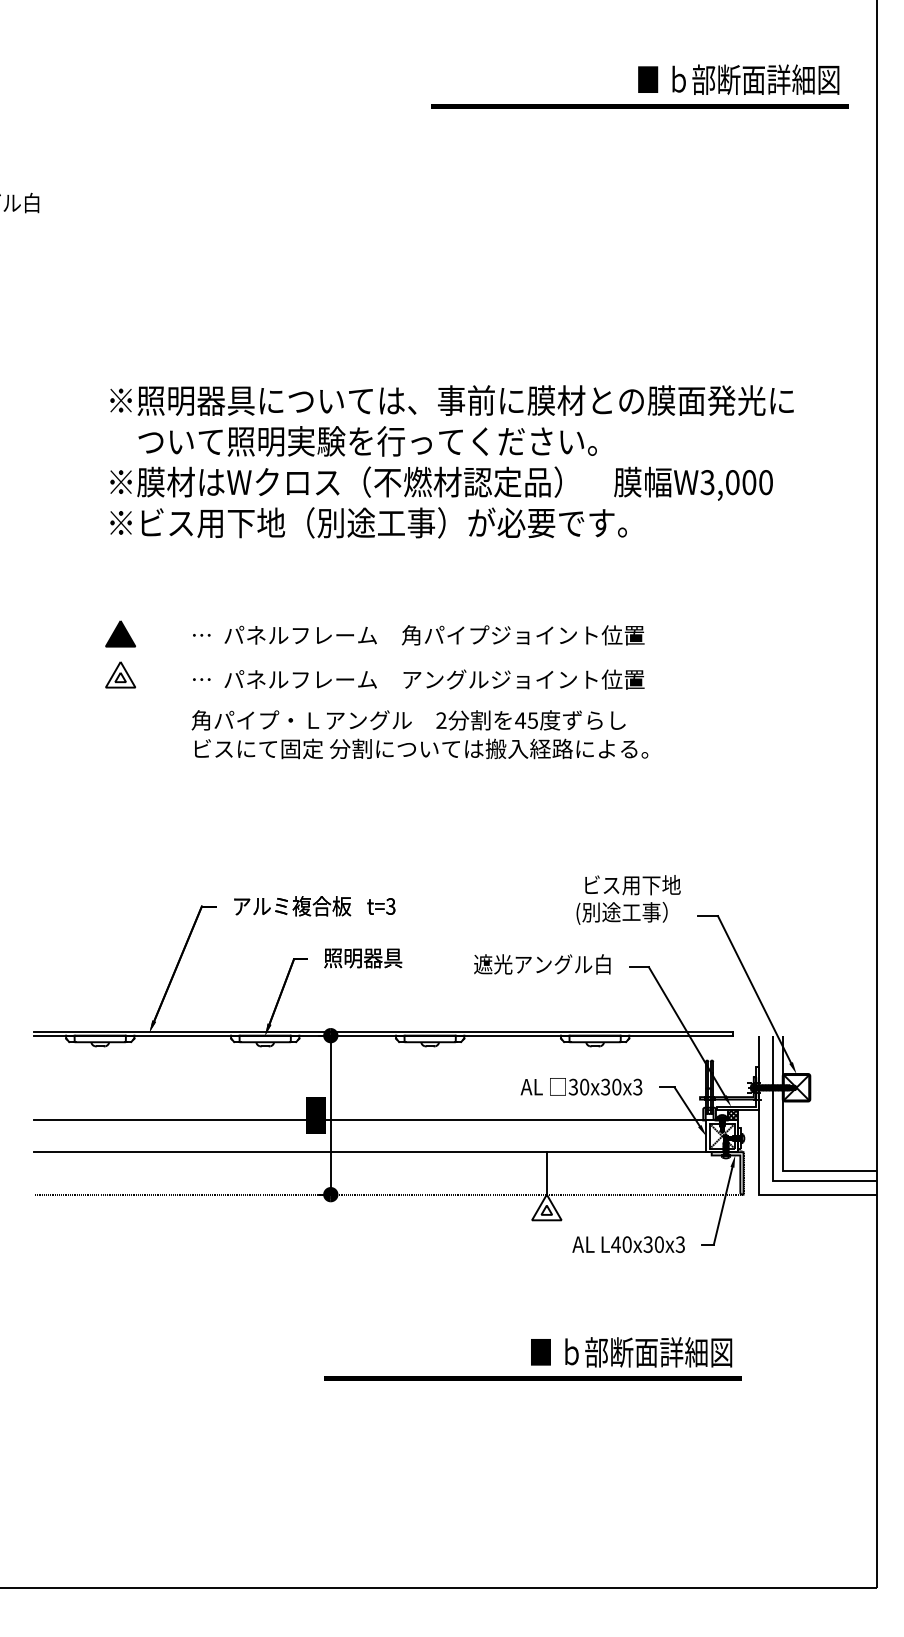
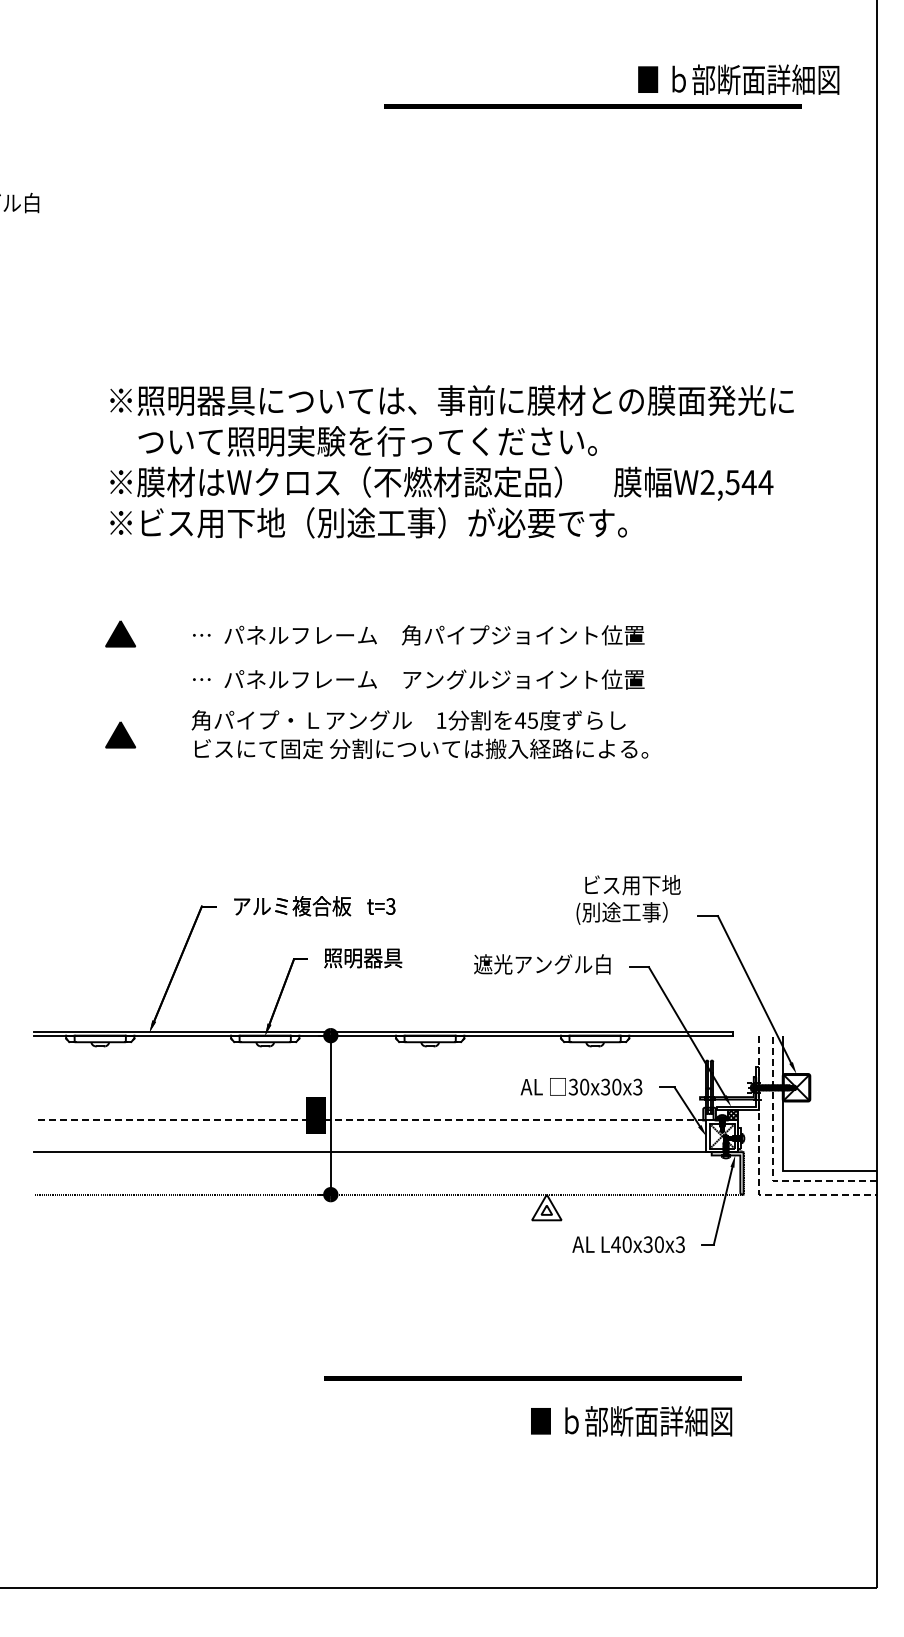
line position: (639, 106) -> (592, 106) (592, 106)
text: W3,000 -> W2,544 (736, 482)
part: present -> none (120, 674)
text: 2 -> 1 (441, 720)
part: none -> present (120, 734)
line: solid -> dashed (385, 1120)
line: solid -> dashed (772, 1161)
line: present -> none (546, 1173)
line: solid -> dashed (759, 1174)
text position: (631, 1352) -> (631, 1421) (631, 1421)
